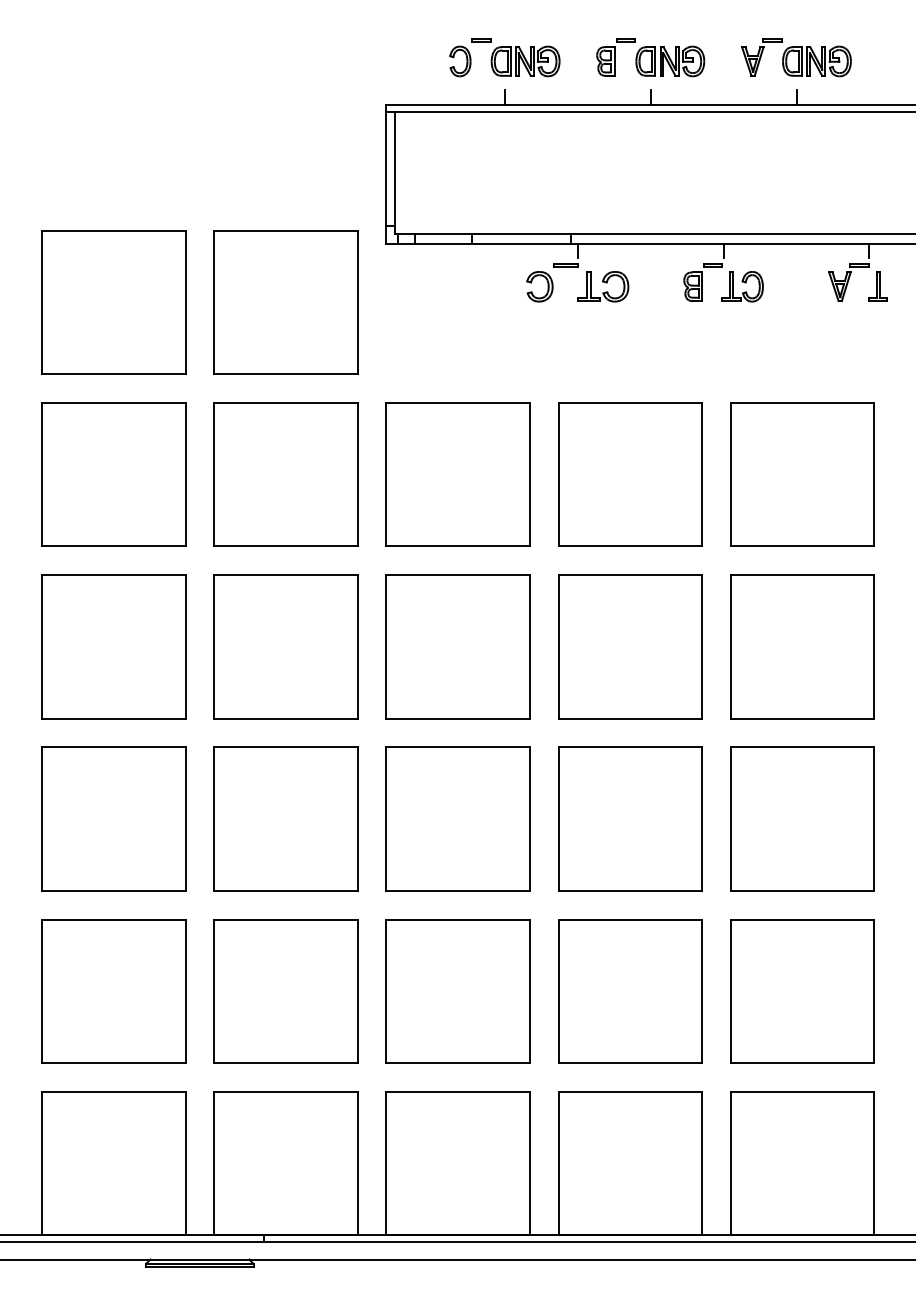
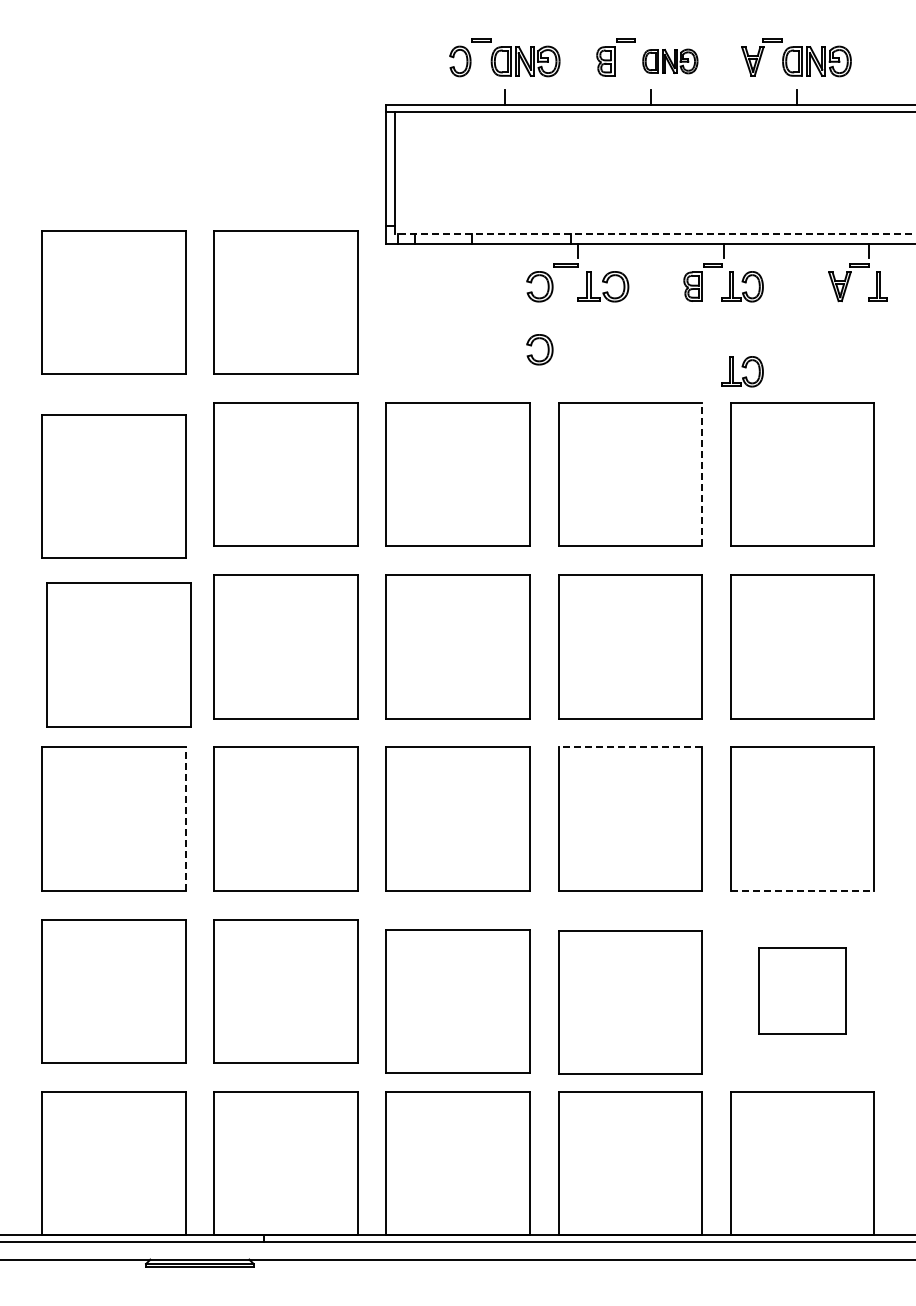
part size: 71x33 px -> 57x27 px (670, 61)
line: solid -> dashed (654, 233)
part: none -> present (547, 349)
part: none -> present (742, 371)
part position: (113, 474) -> (113, 486) (113, 486)
line: solid -> dashed (702, 474)
part position: (113, 646) -> (118, 654) (118, 654)
line: solid -> dashed (630, 747)
line: solid -> dashed (185, 819)
line: solid -> dashed (802, 890)
part position: (457, 991) -> (457, 1001) (457, 1001)
part position: (630, 991) -> (630, 1002) (630, 1002)
part size: 145x145 px -> 89x88 px (802, 990)
